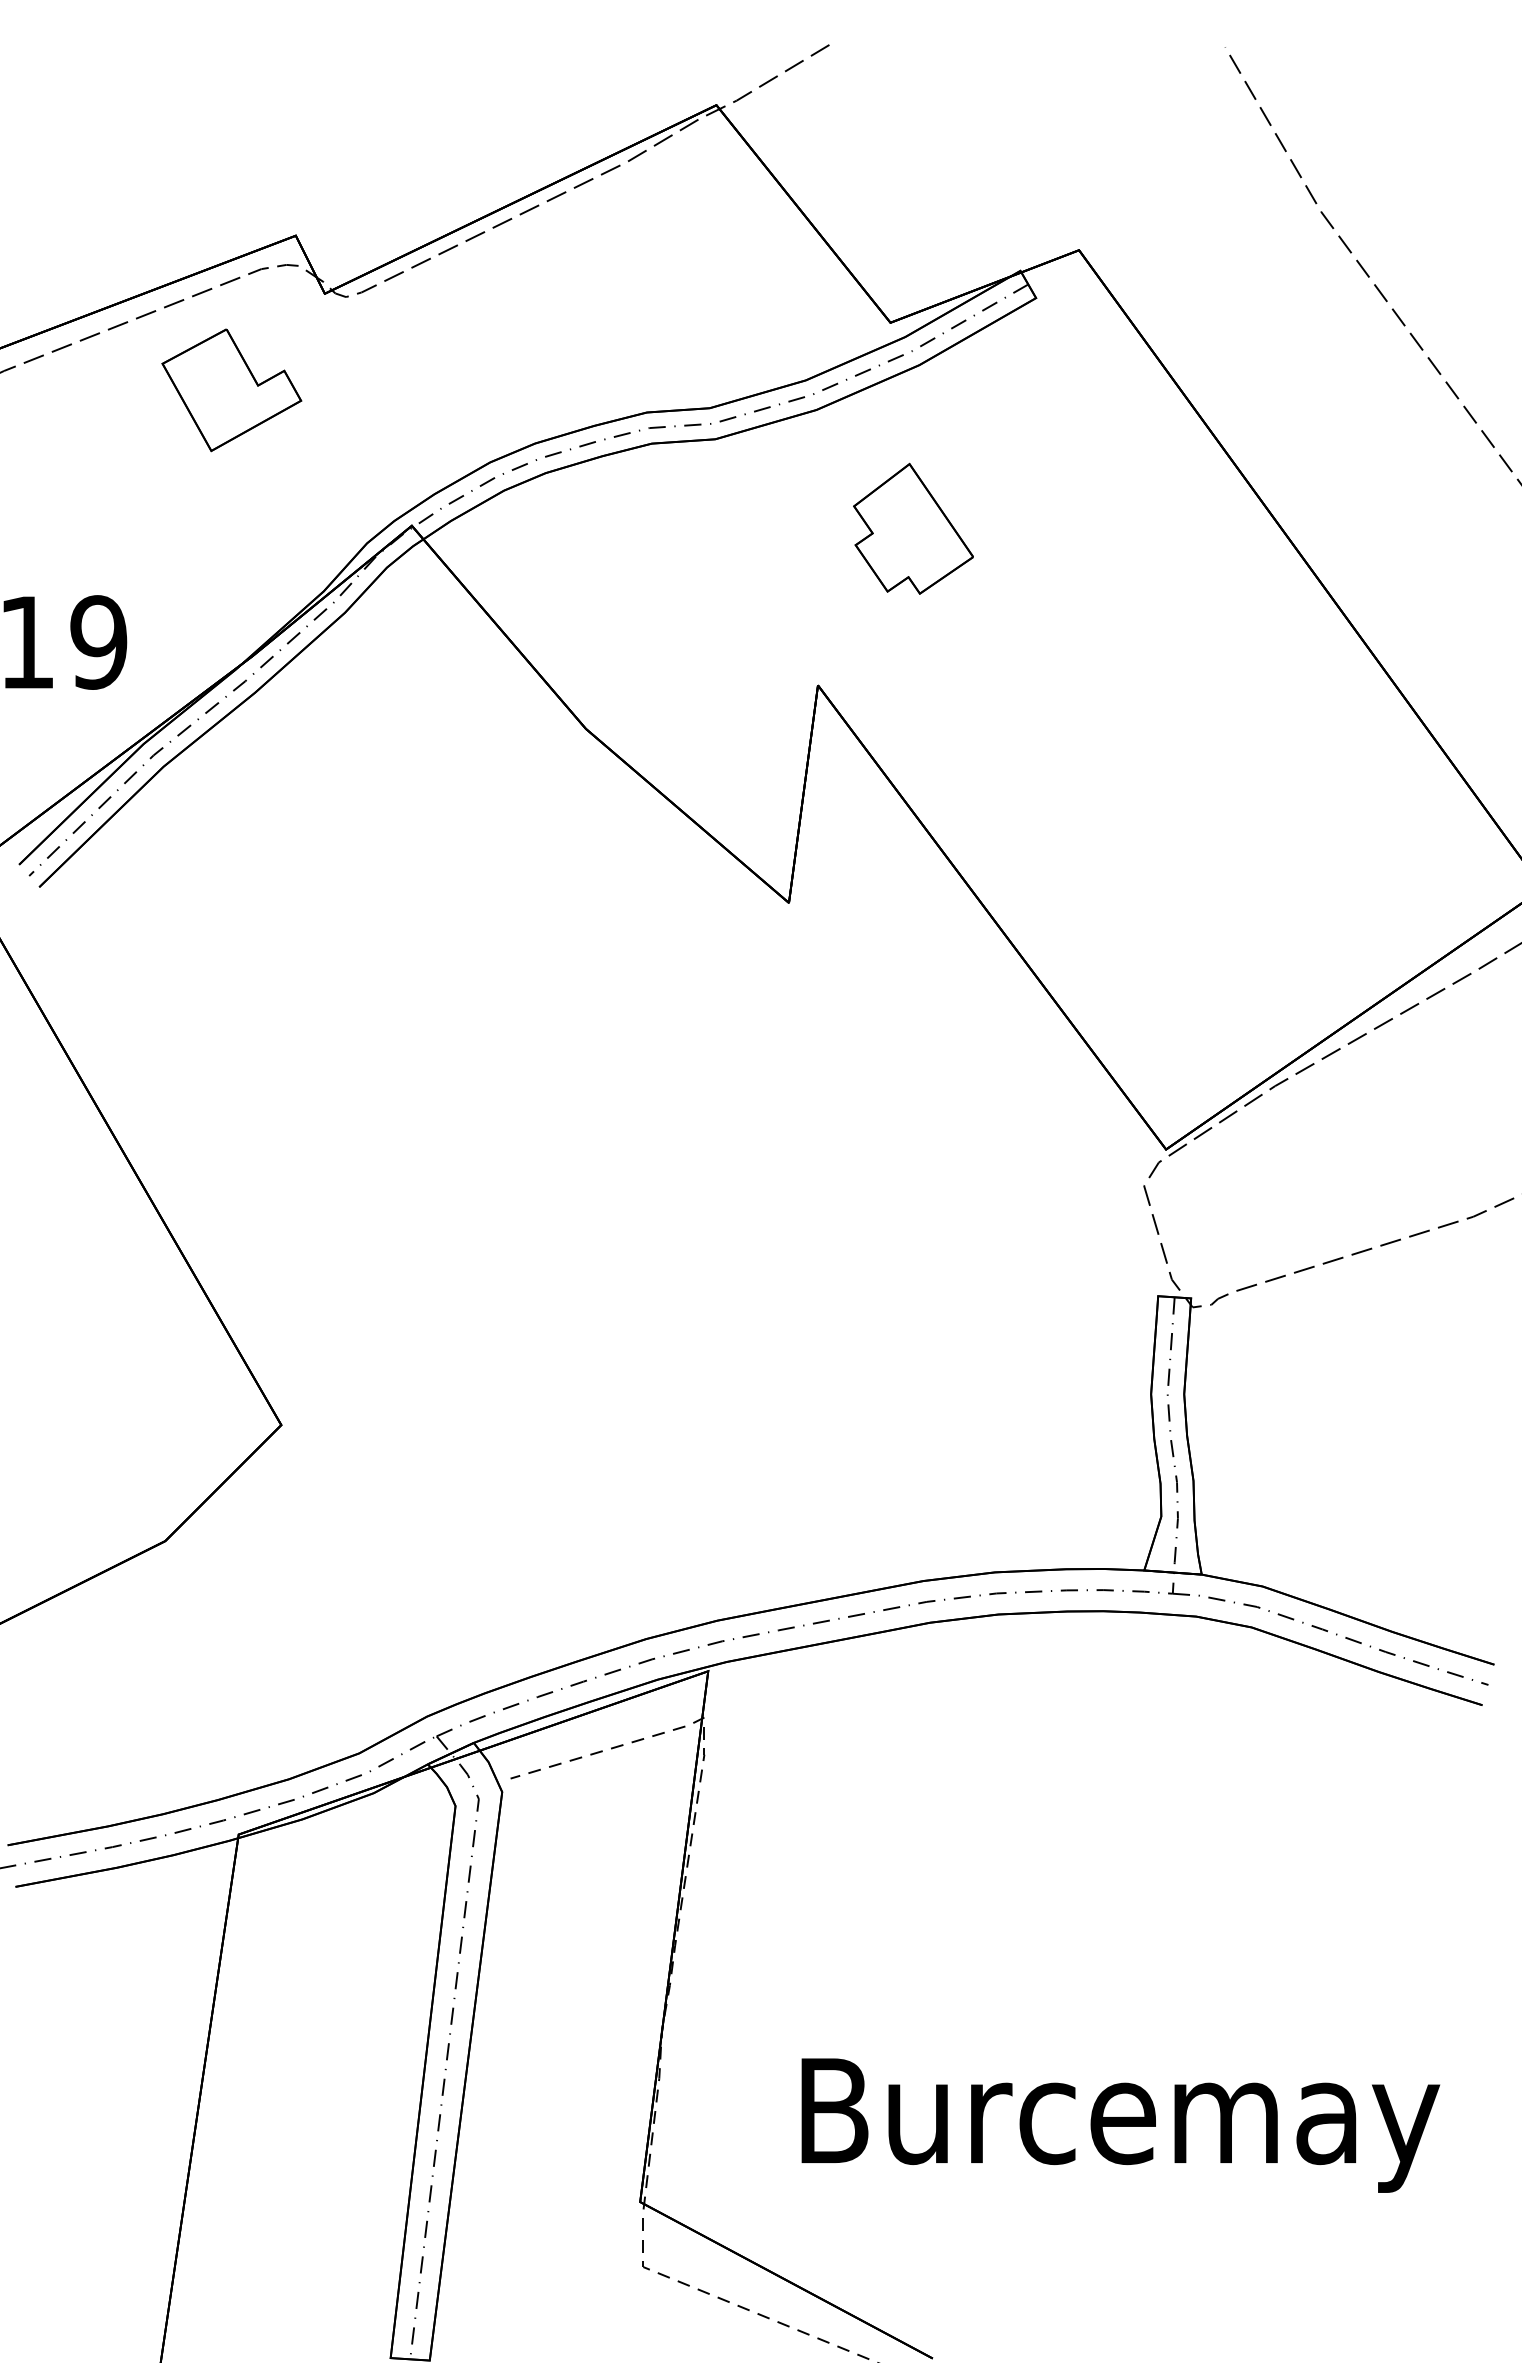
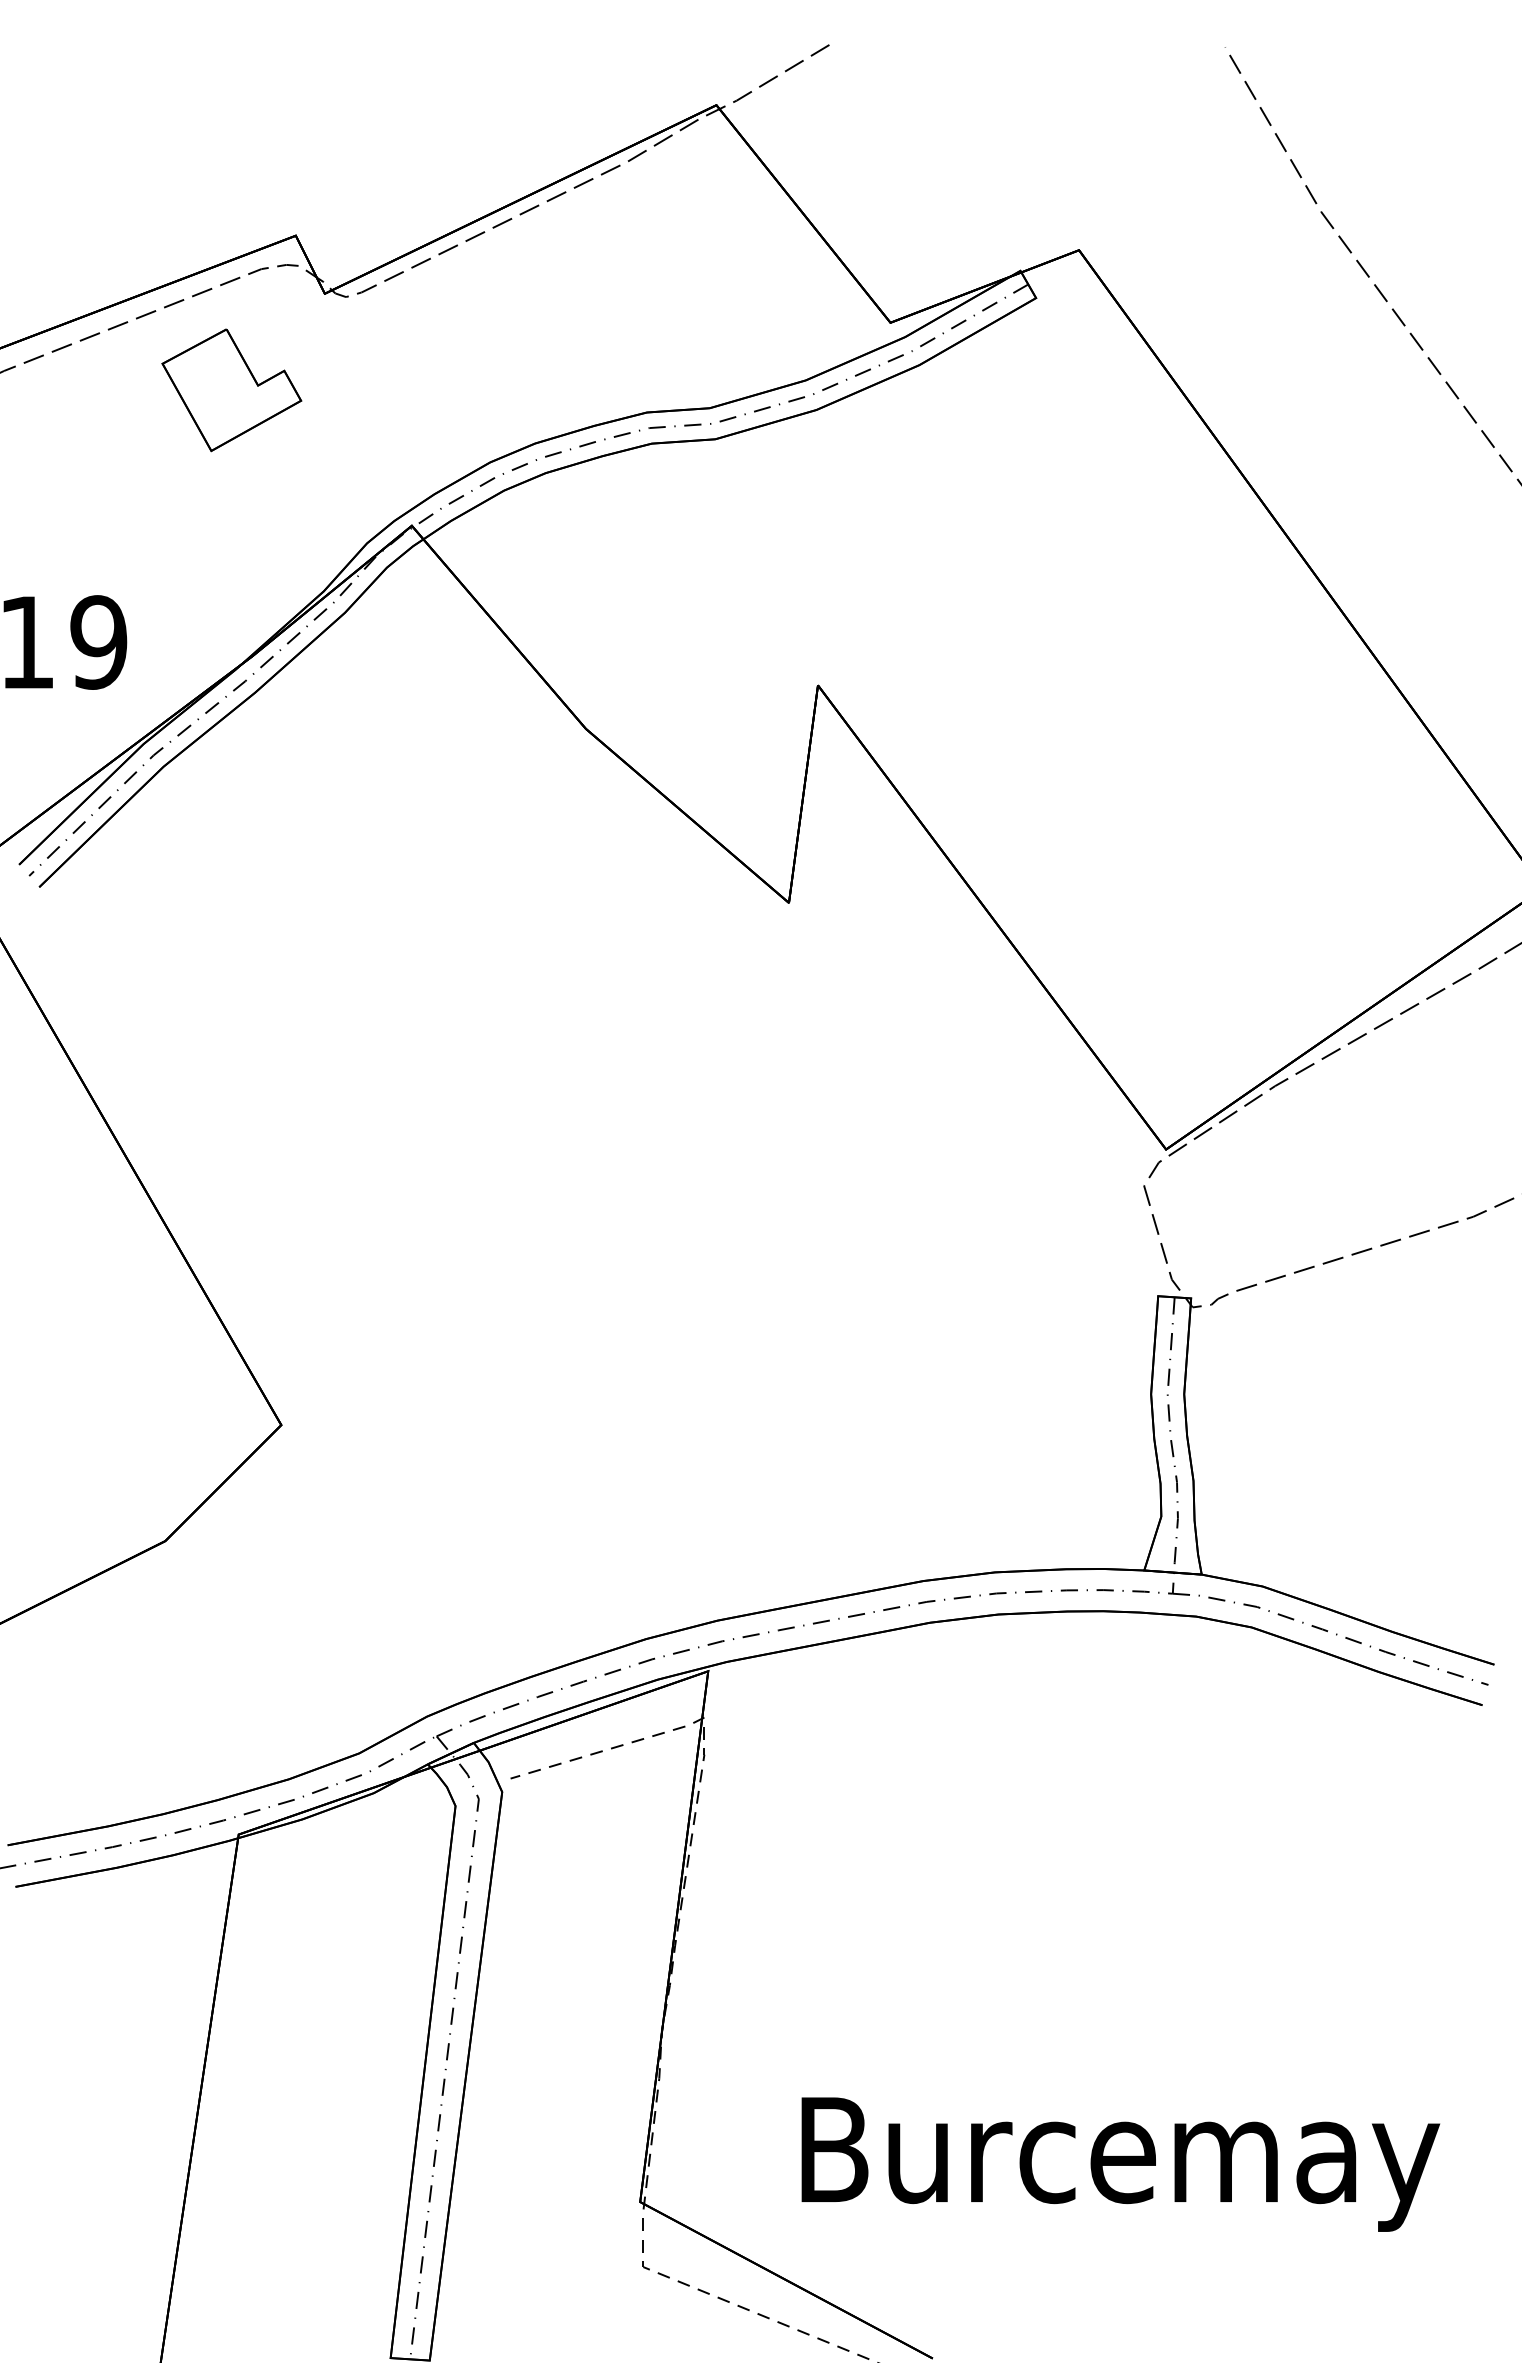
part: present -> none (913, 528)
text position: (1120, 2125) -> (1120, 2164) (1120, 2164)
